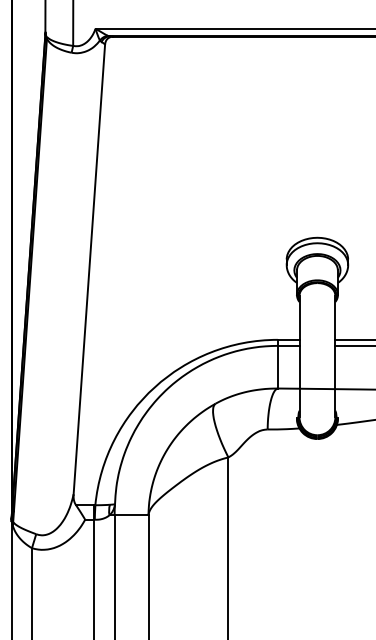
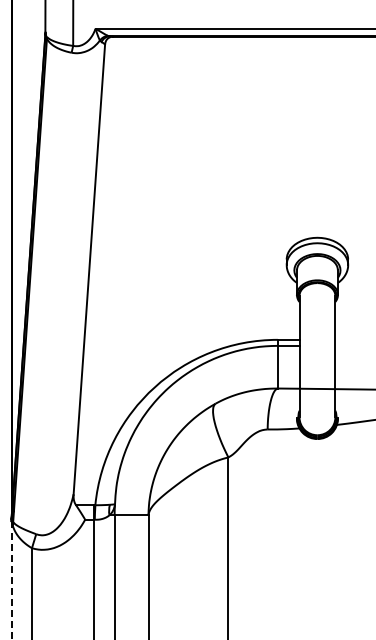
line: present -> none (353, 339)
line: present -> none (353, 345)
line: solid -> dashed (11, 580)
